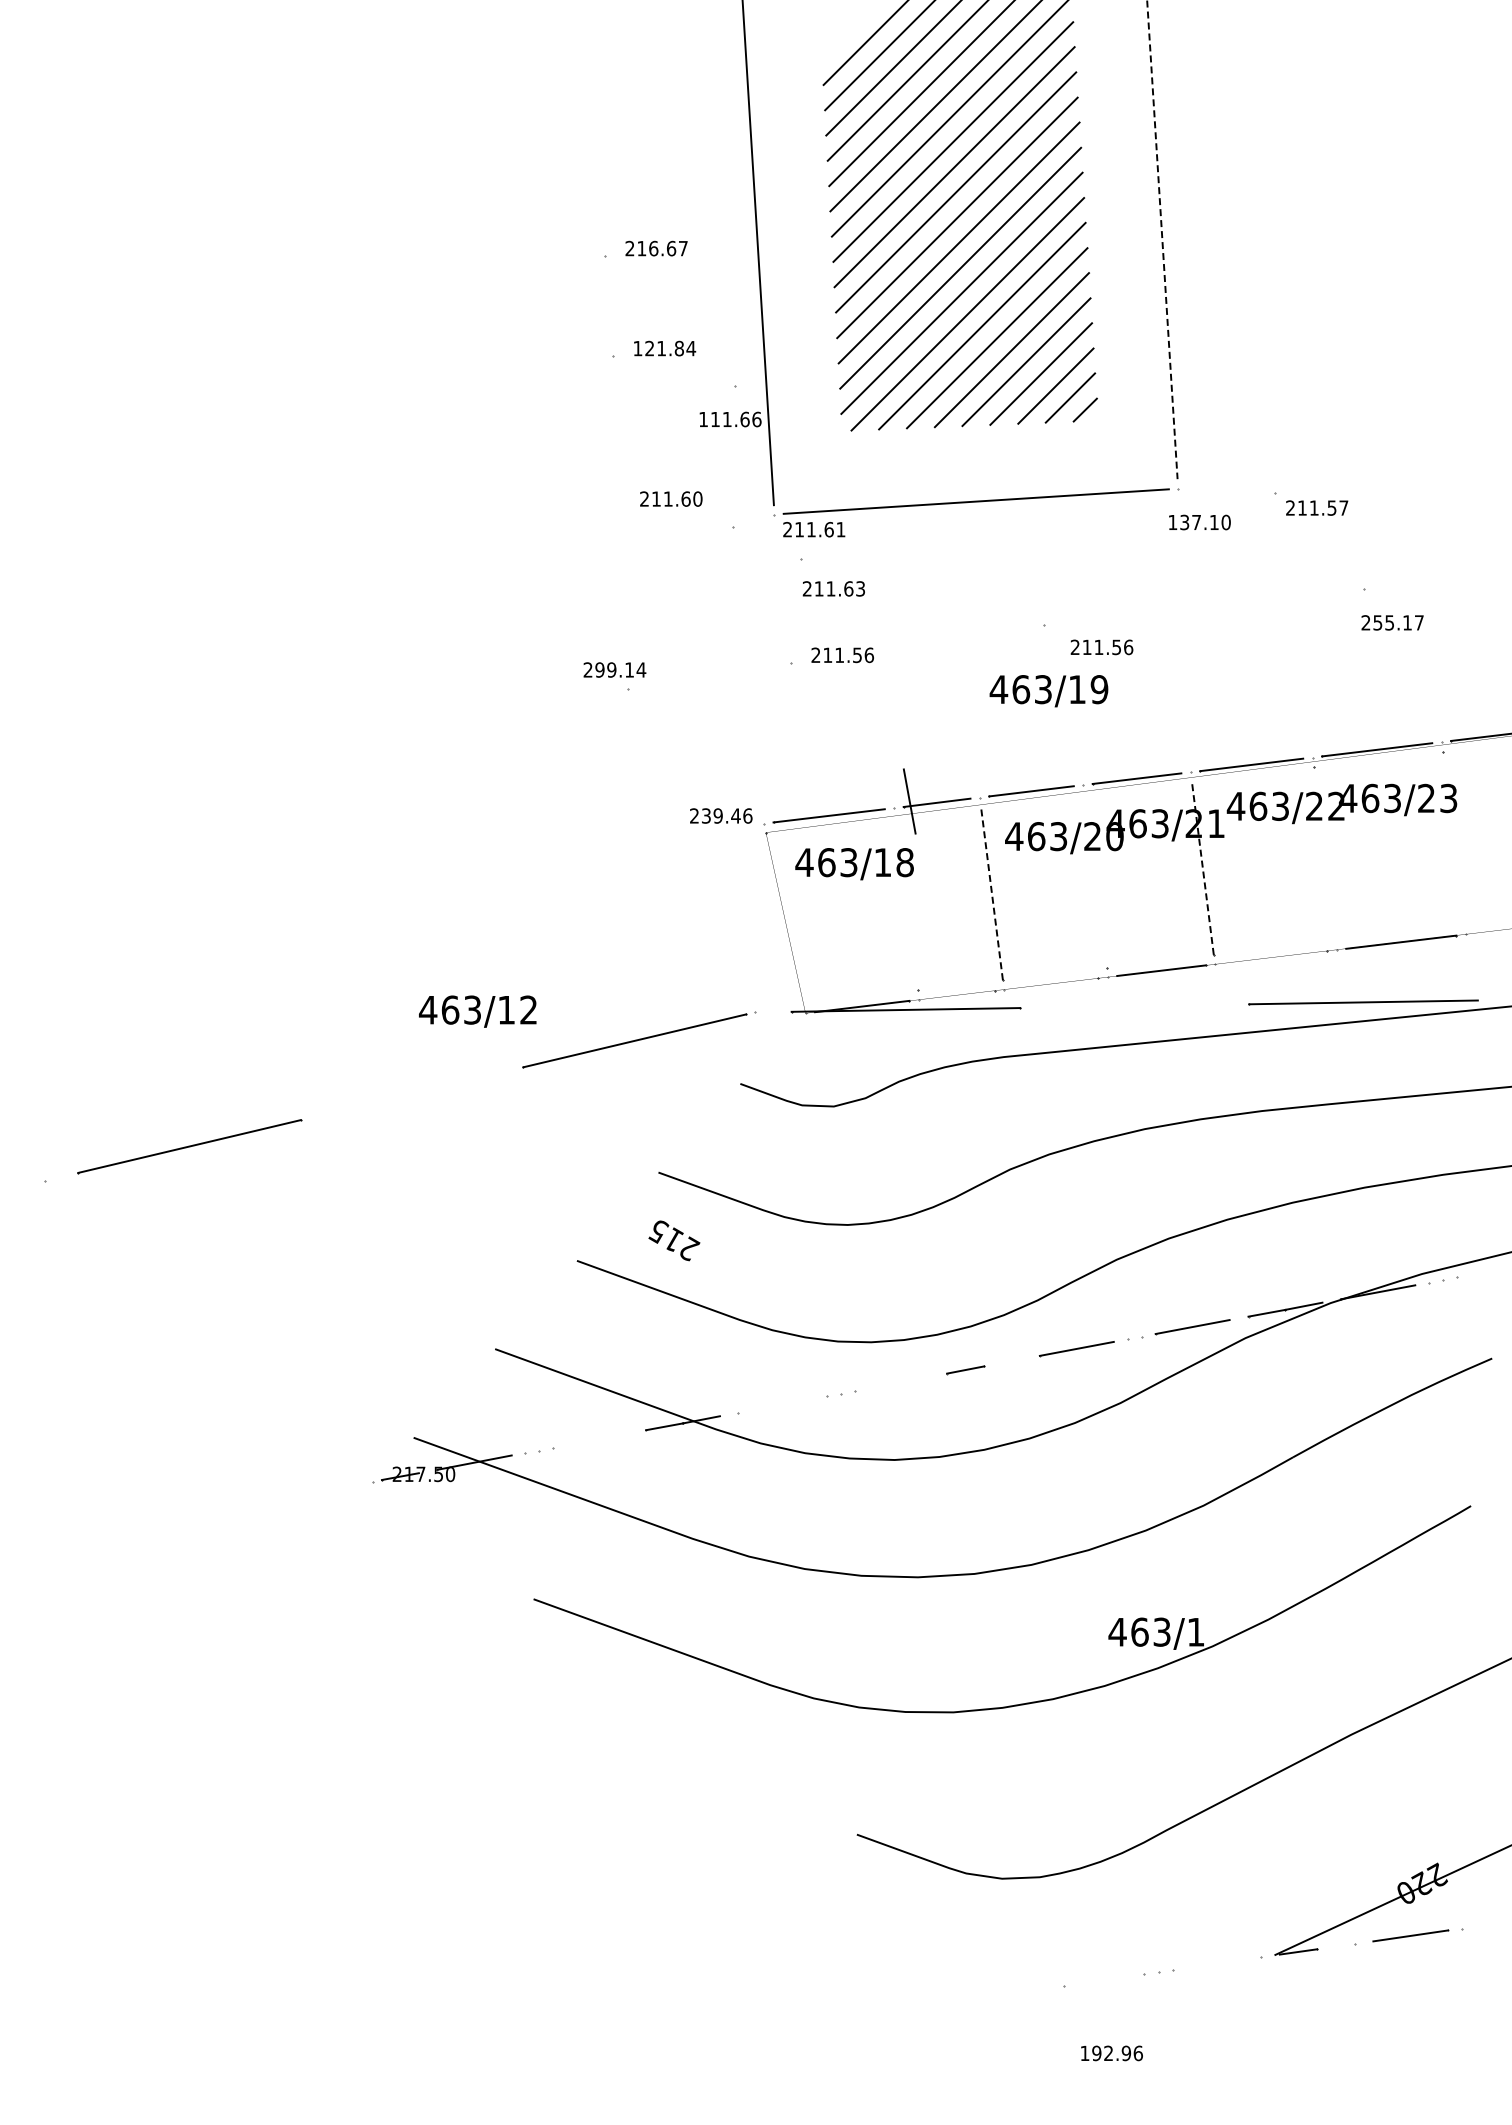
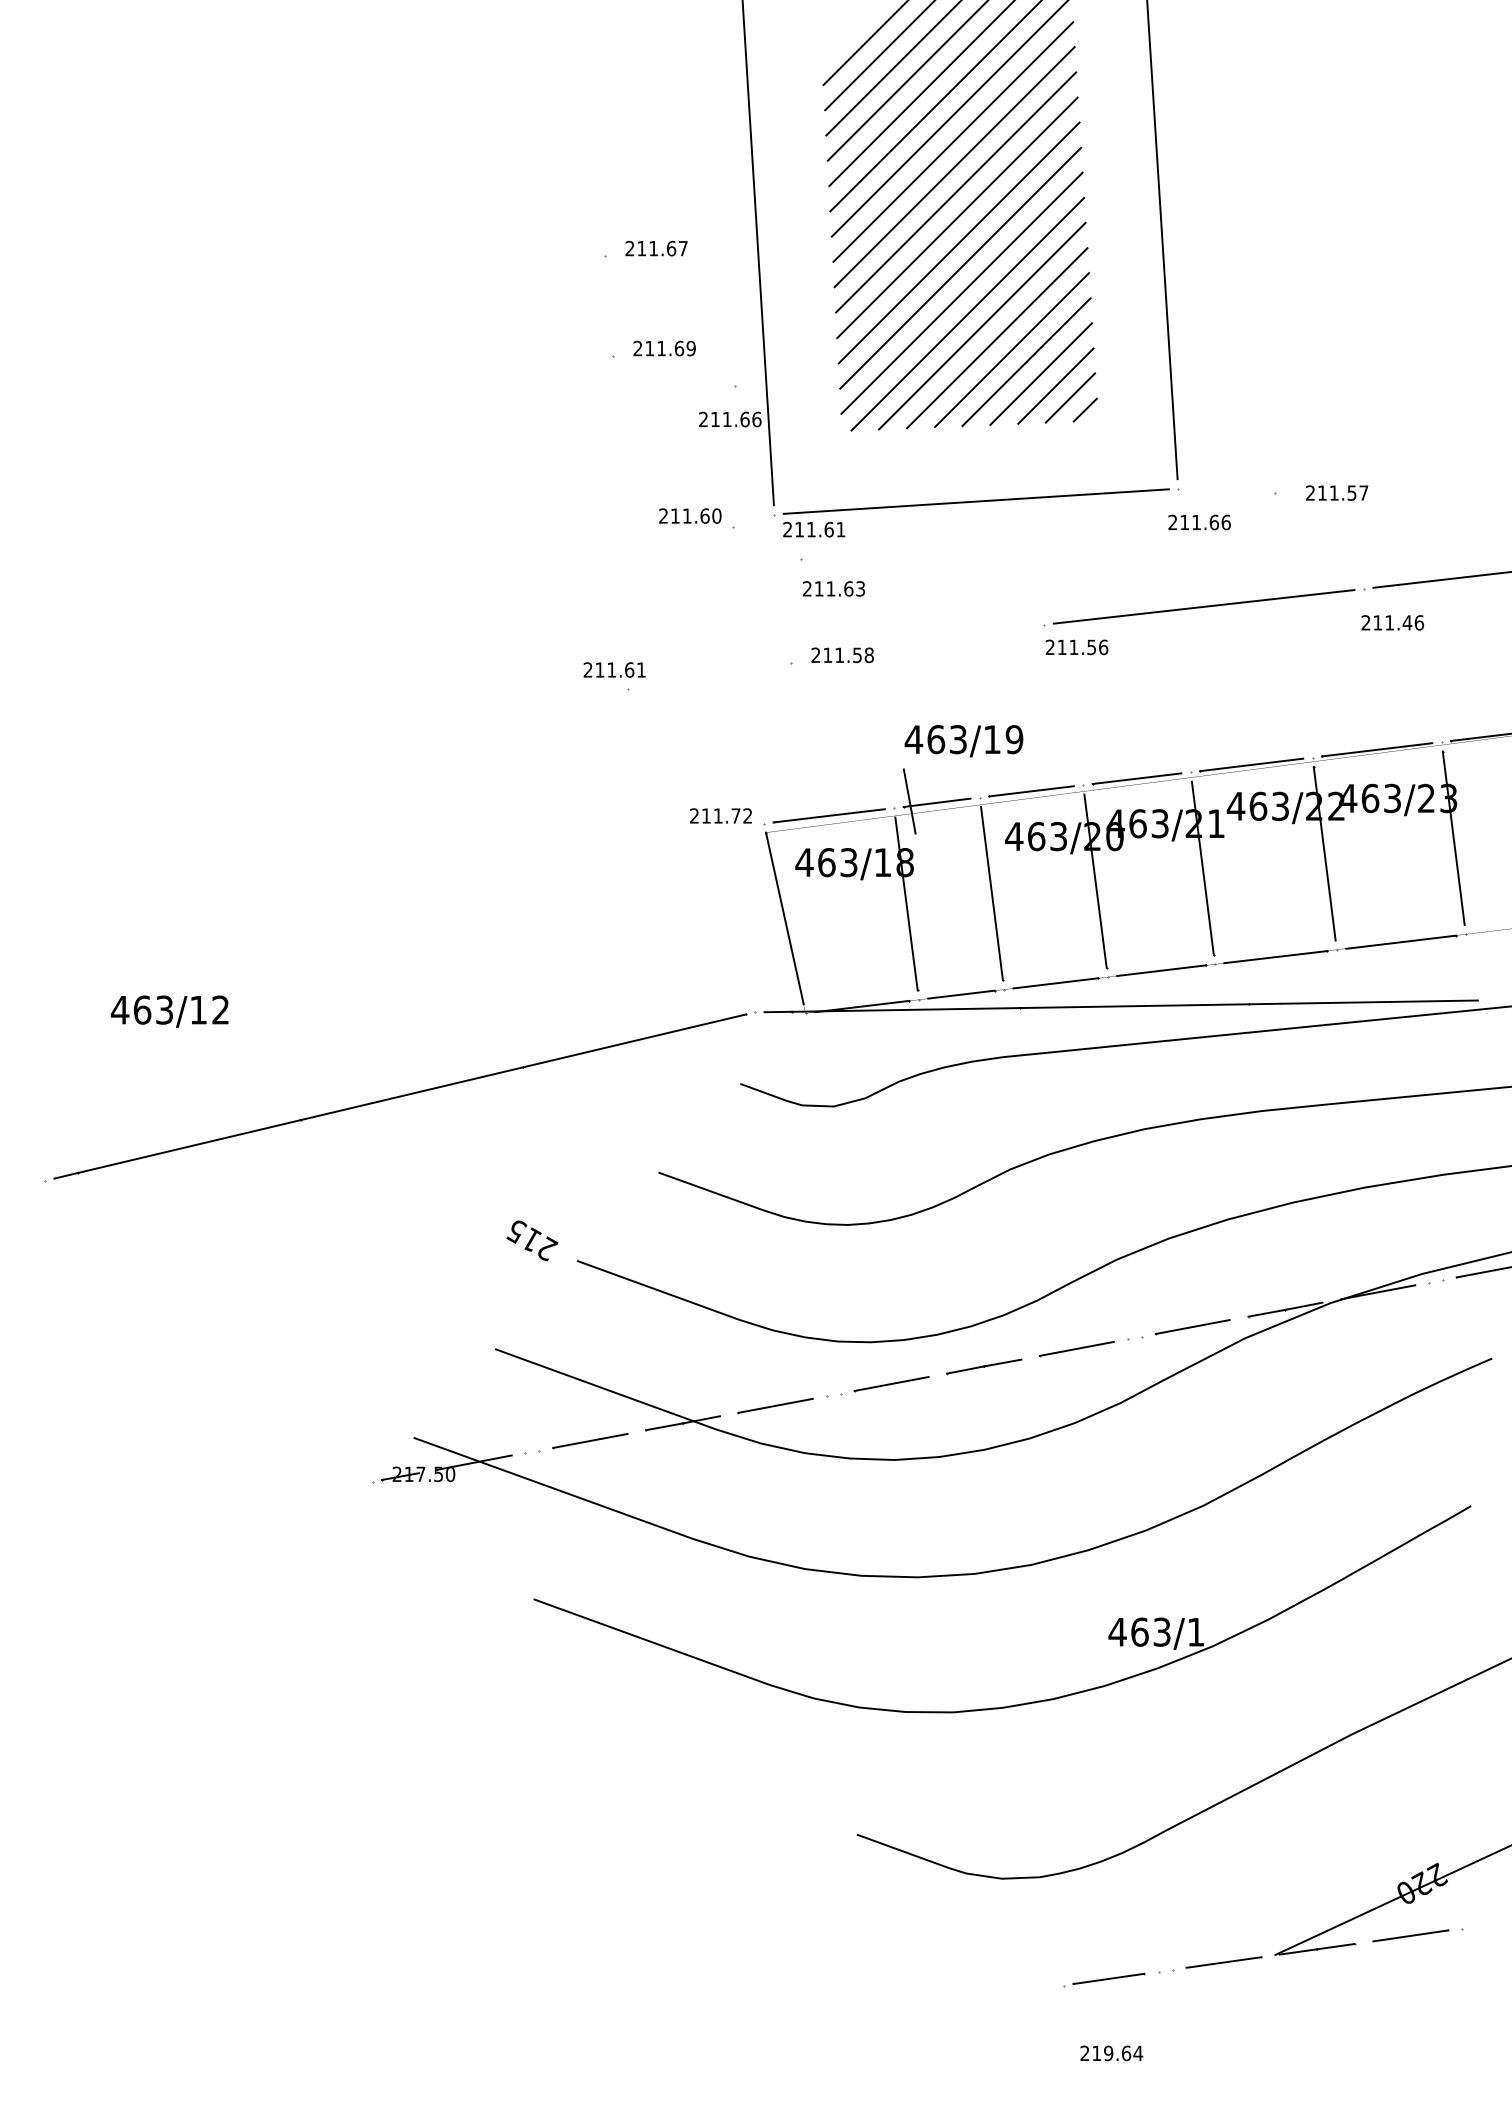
line: dashed -> solid (1162, 239)
text: 216.67 -> 211.67 (653, 248)
text: 121.84 -> 211.69 (664, 348)
text: 111.66 -> 211.66 (703, 418)
text position: (671, 498) -> (690, 515) (690, 515)
text position: (1317, 507) -> (1337, 492) (1337, 492)
text: 137.10 -> 211.66 (1199, 522)
line: none -> present (1440, 579)
line: none -> present (1203, 606)
text: 255.17 -> 211.46 (1398, 622)
text position: (1101, 647) -> (1076, 647) (1076, 647)
text: 211.56 -> 211.58 (868, 654)
text: 299.14 -> 211.61 (620, 669)
text position: (1048, 691) -> (963, 741) (963, 741)
text: 239.46 -> 211.72 (727, 815)
line: none -> present (1453, 838)
line: none -> present (1324, 853)
line: dashed -> solid (1202, 867)
line: none -> present (1095, 880)
line: dashed -> solid (991, 893)
line: none -> present (906, 903)
line: none -> present (784, 918)
line: none -> present (1275, 957)
line: none -> present (1055, 983)
line: none -> present (961, 994)
line: none -> present (1134, 1006)
text position: (477, 1011) -> (169, 1011) (169, 1011)
line: none -> present (777, 1011)
line: none -> present (411, 1093)
line: none -> present (66, 1175)
text position: (674, 1240) -> (532, 1240) (532, 1240)
line: none -> present (1482, 1272)
line: none -> present (1002, 1362)
line: none -> present (891, 1383)
line: none -> present (775, 1405)
line: none -> present (590, 1440)
line: none -> present (1335, 1946)
line: none -> present (1223, 1962)
line: none -> present (1108, 1978)
text: 192.96 -> 219.64 (1111, 2053)
